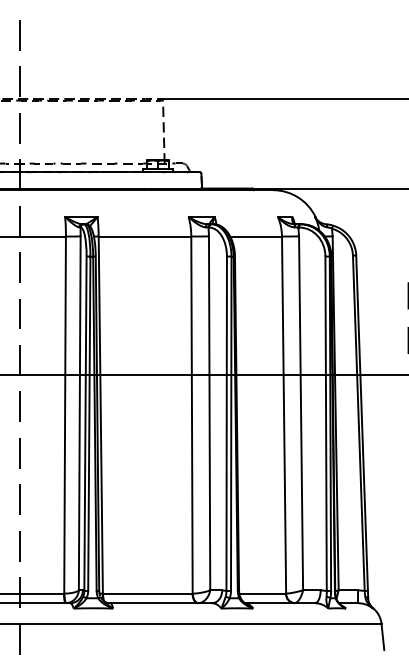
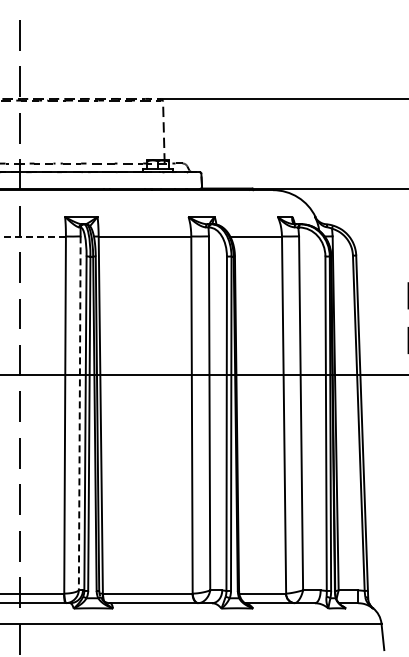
line: solid -> dashed (33, 236)
line: solid -> dashed (79, 413)
